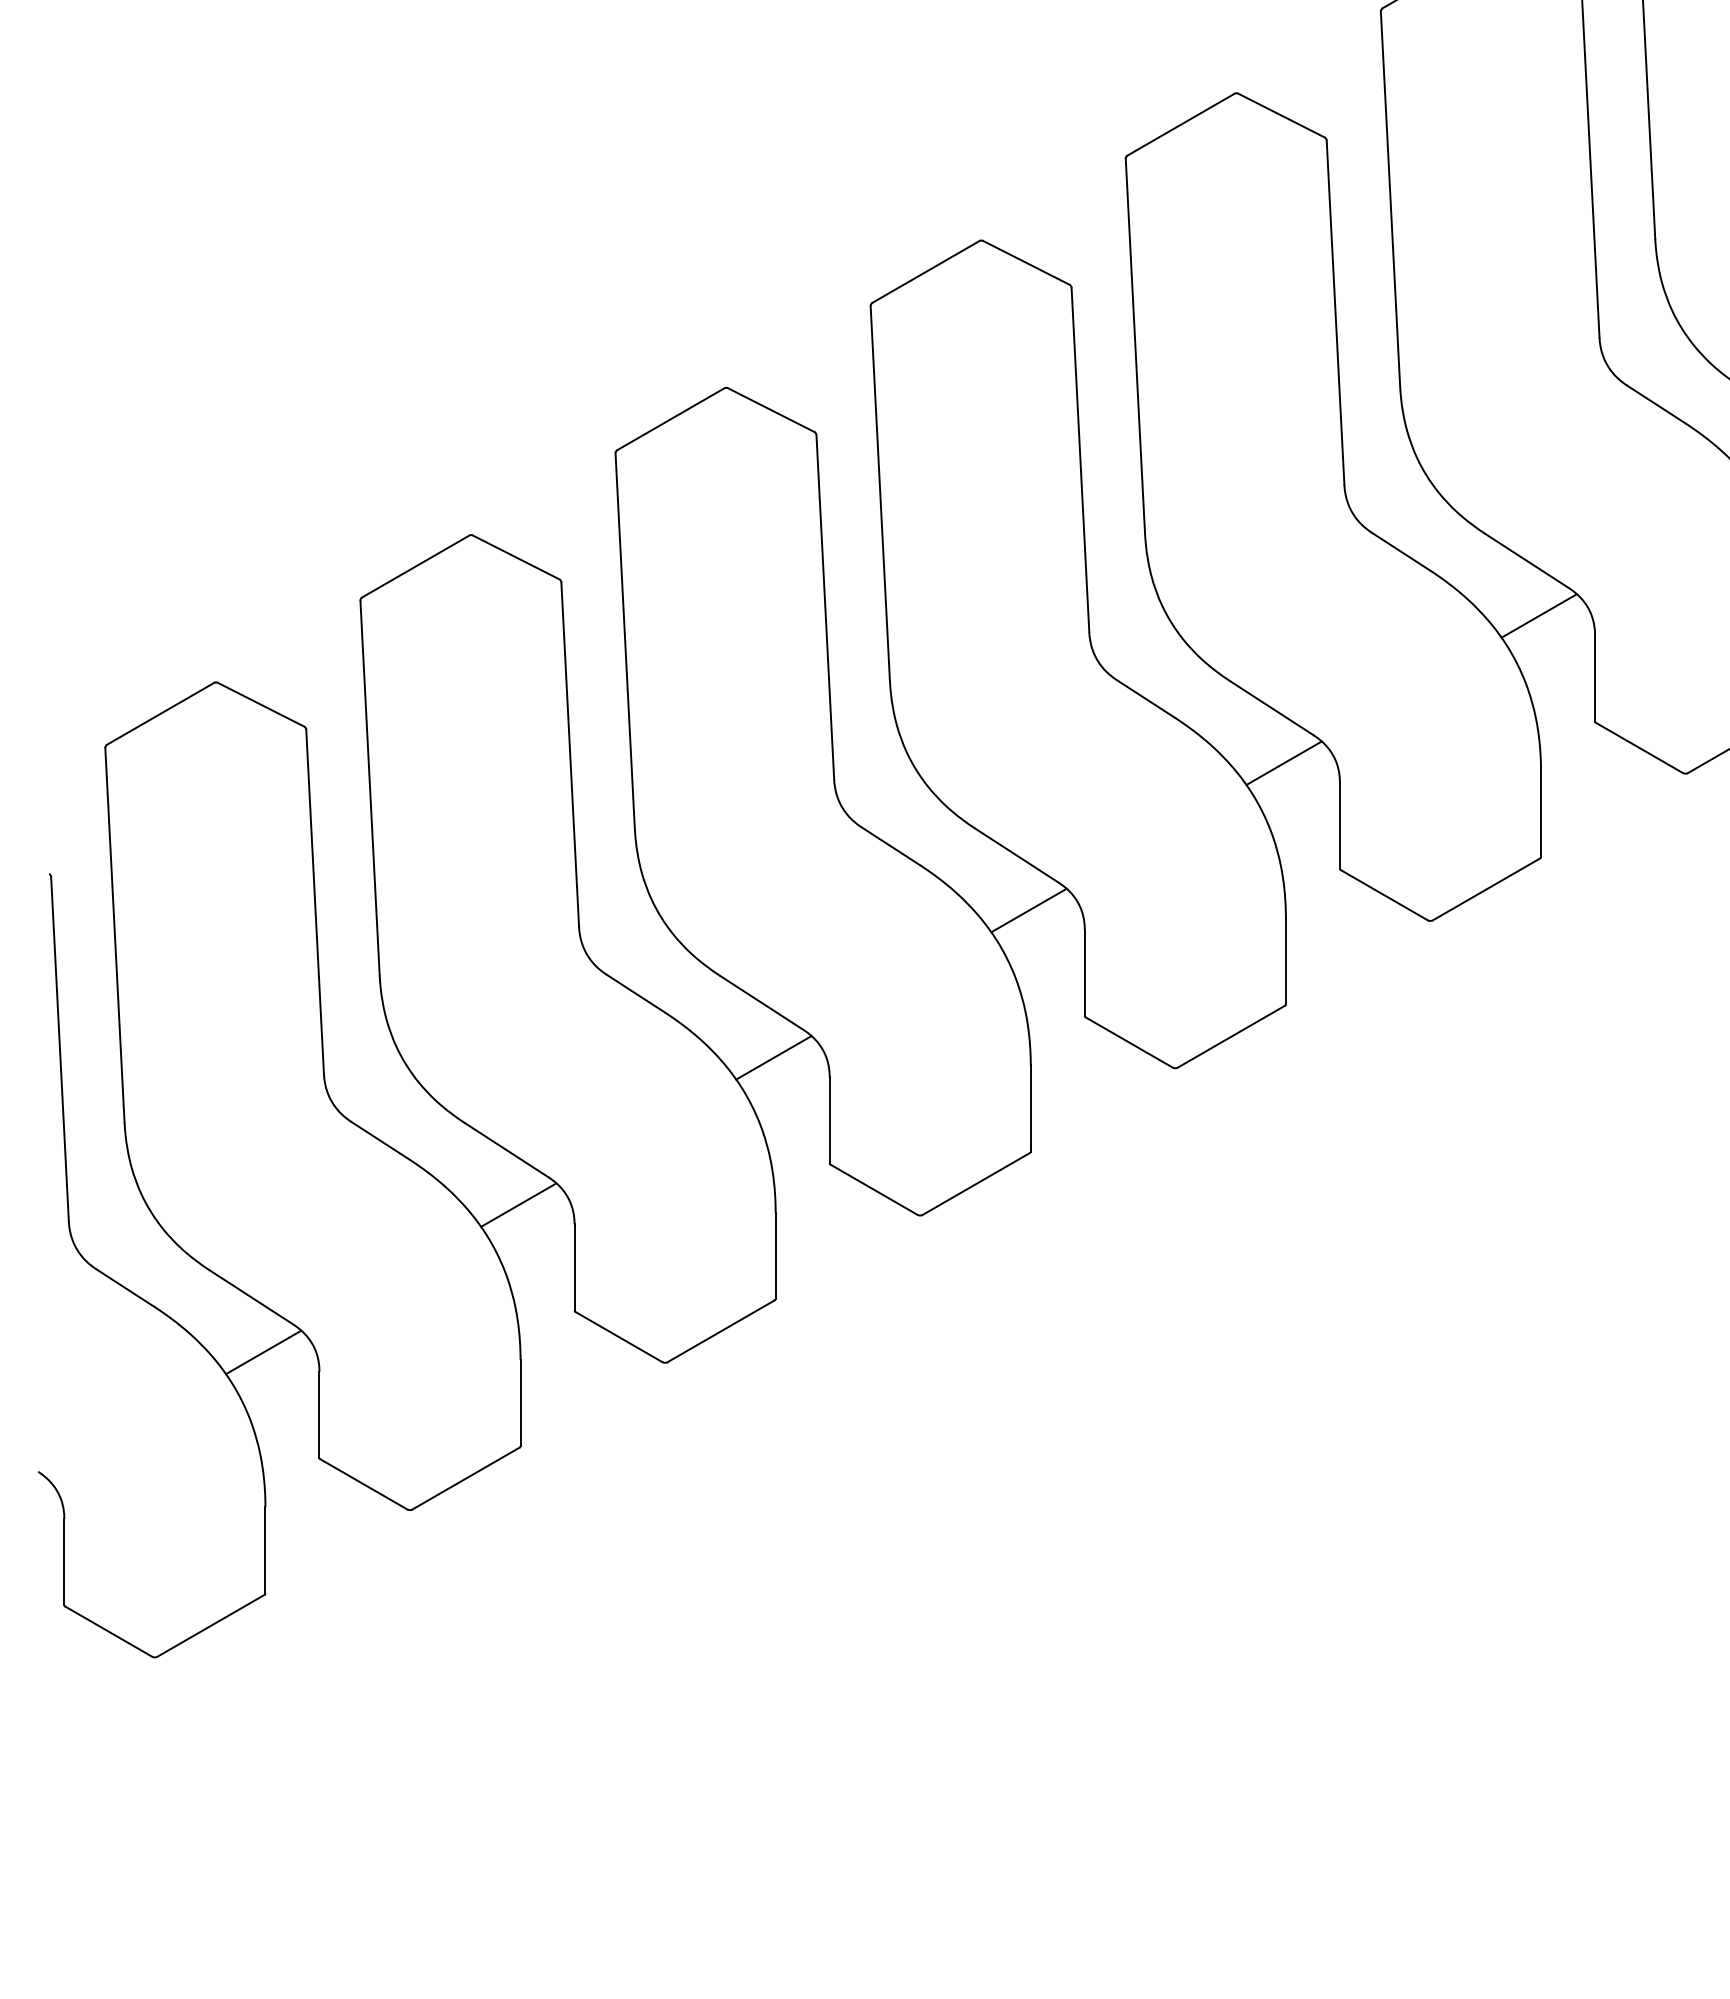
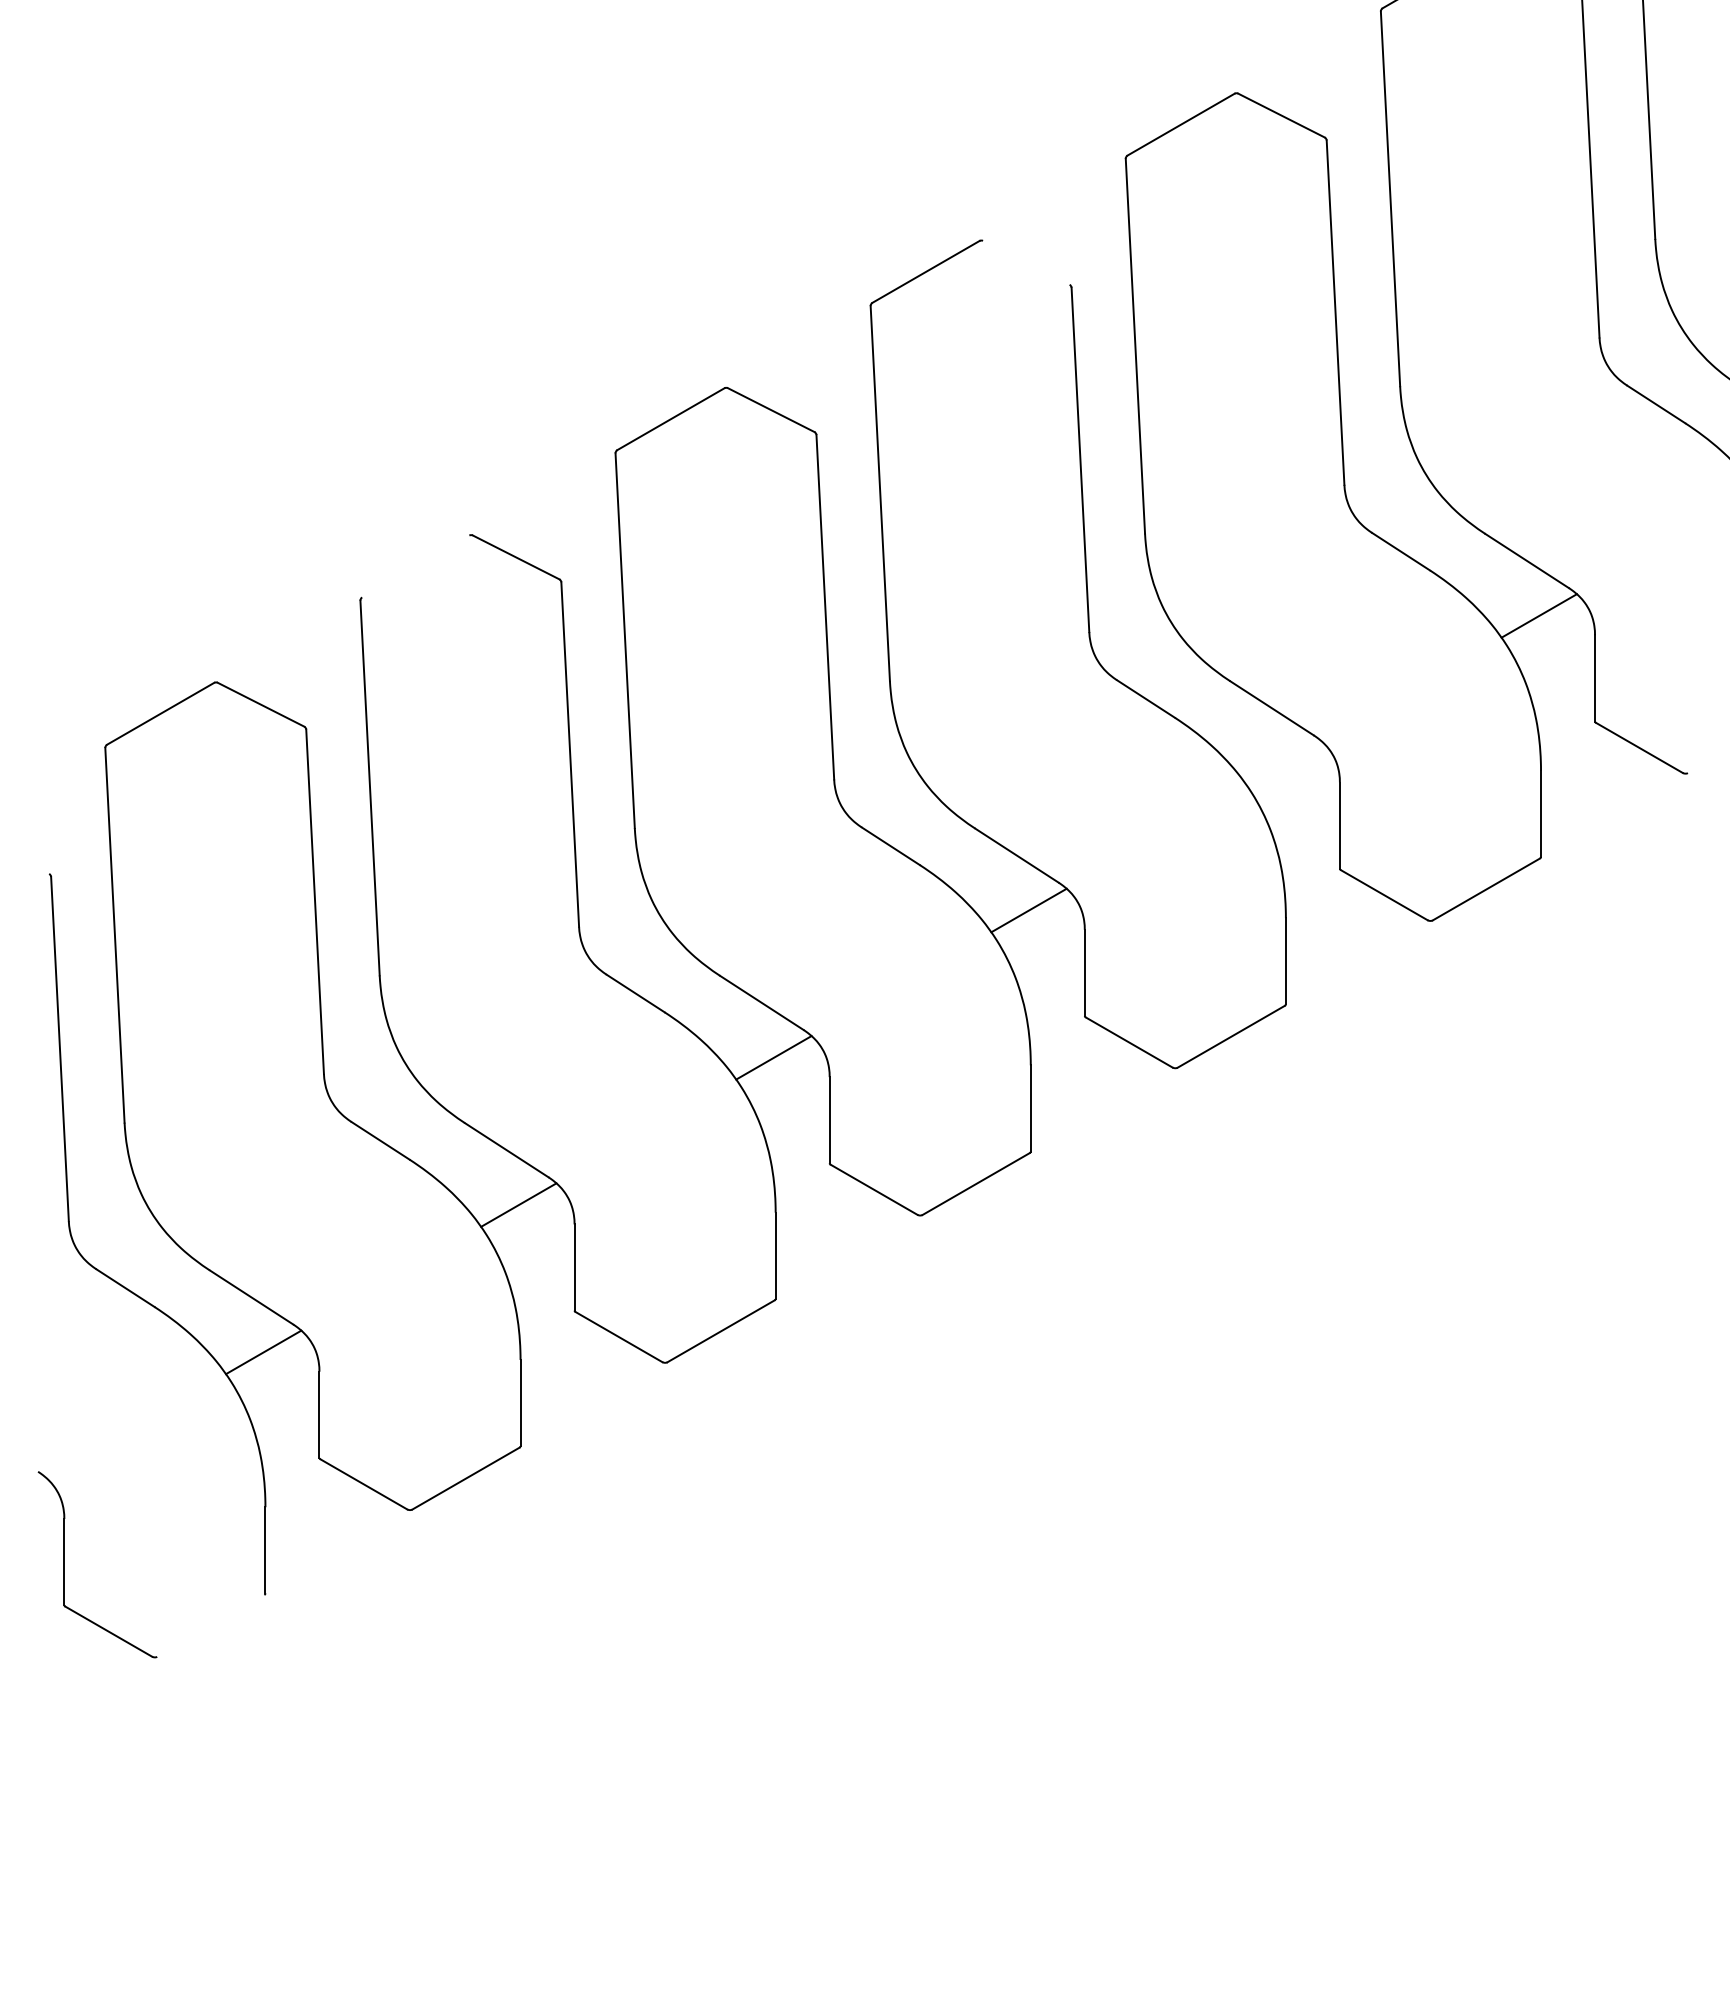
line: present -> none (1026, 262)
line: present -> none (415, 566)
line: present -> none (1706, 761)
line: present -> none (1283, 762)
line: present -> none (210, 1625)
